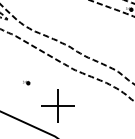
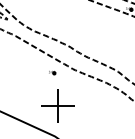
part position: (26, 83) -> (52, 73) (52, 73)
